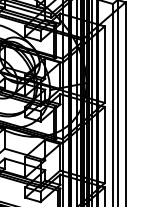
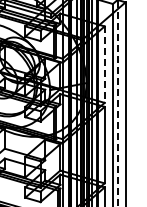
line: solid -> dashed (104, 65)
line: solid -> dashed (117, 102)
